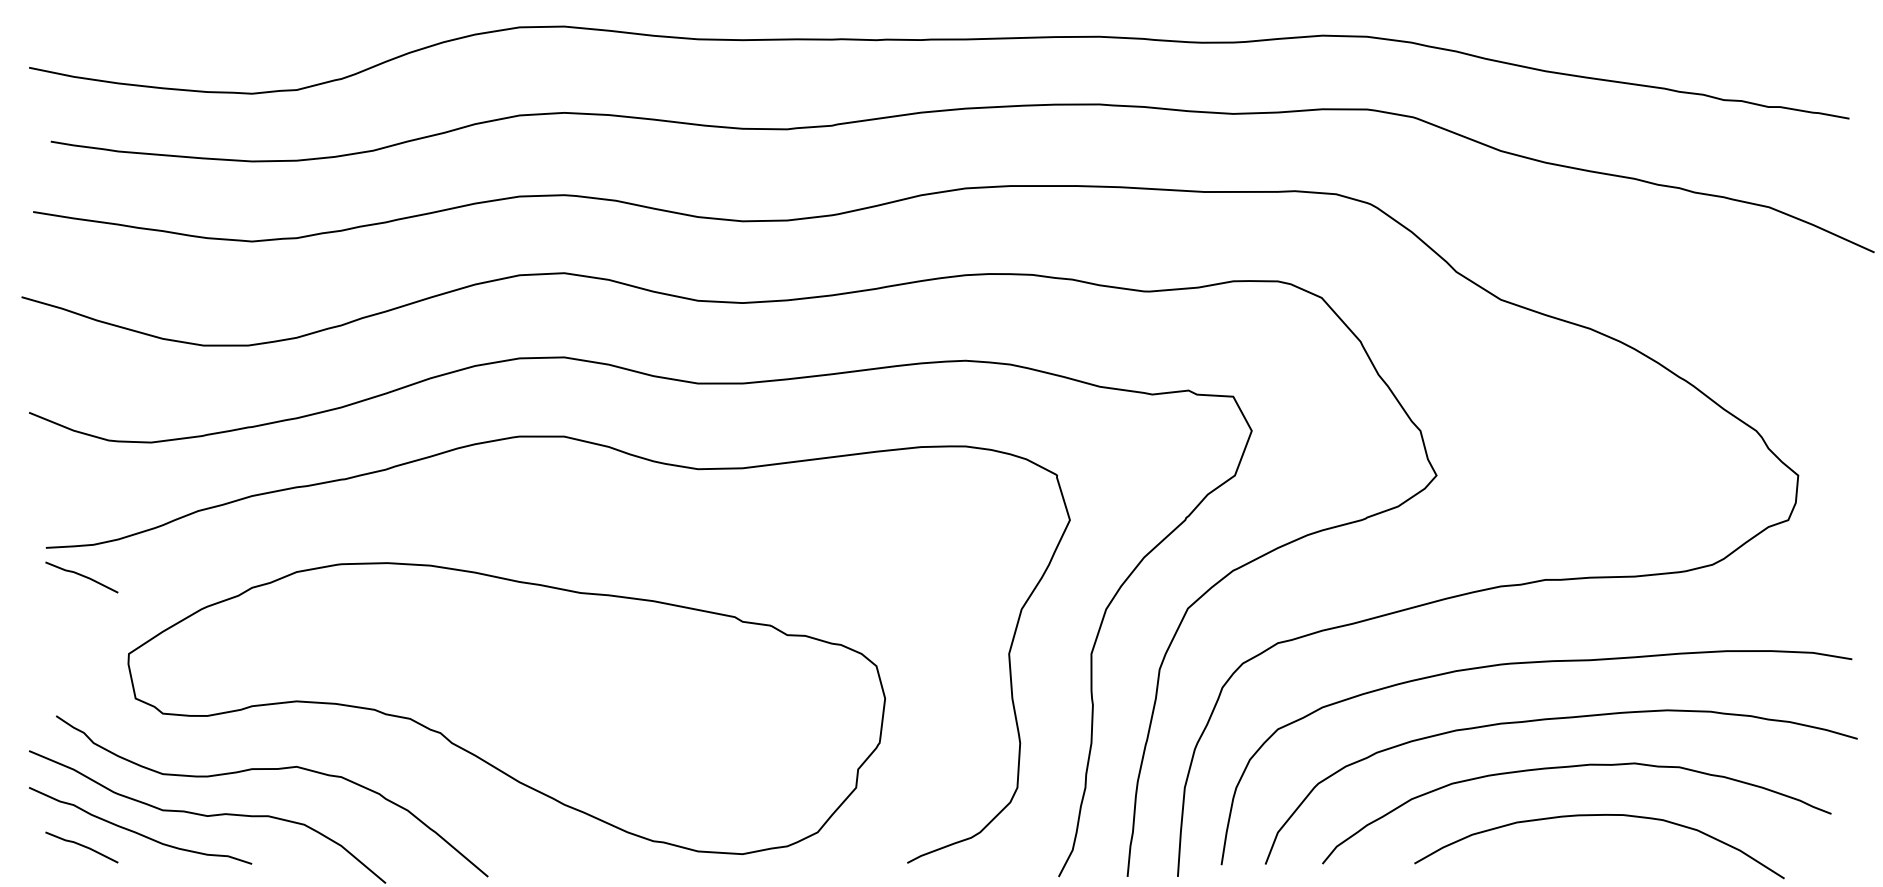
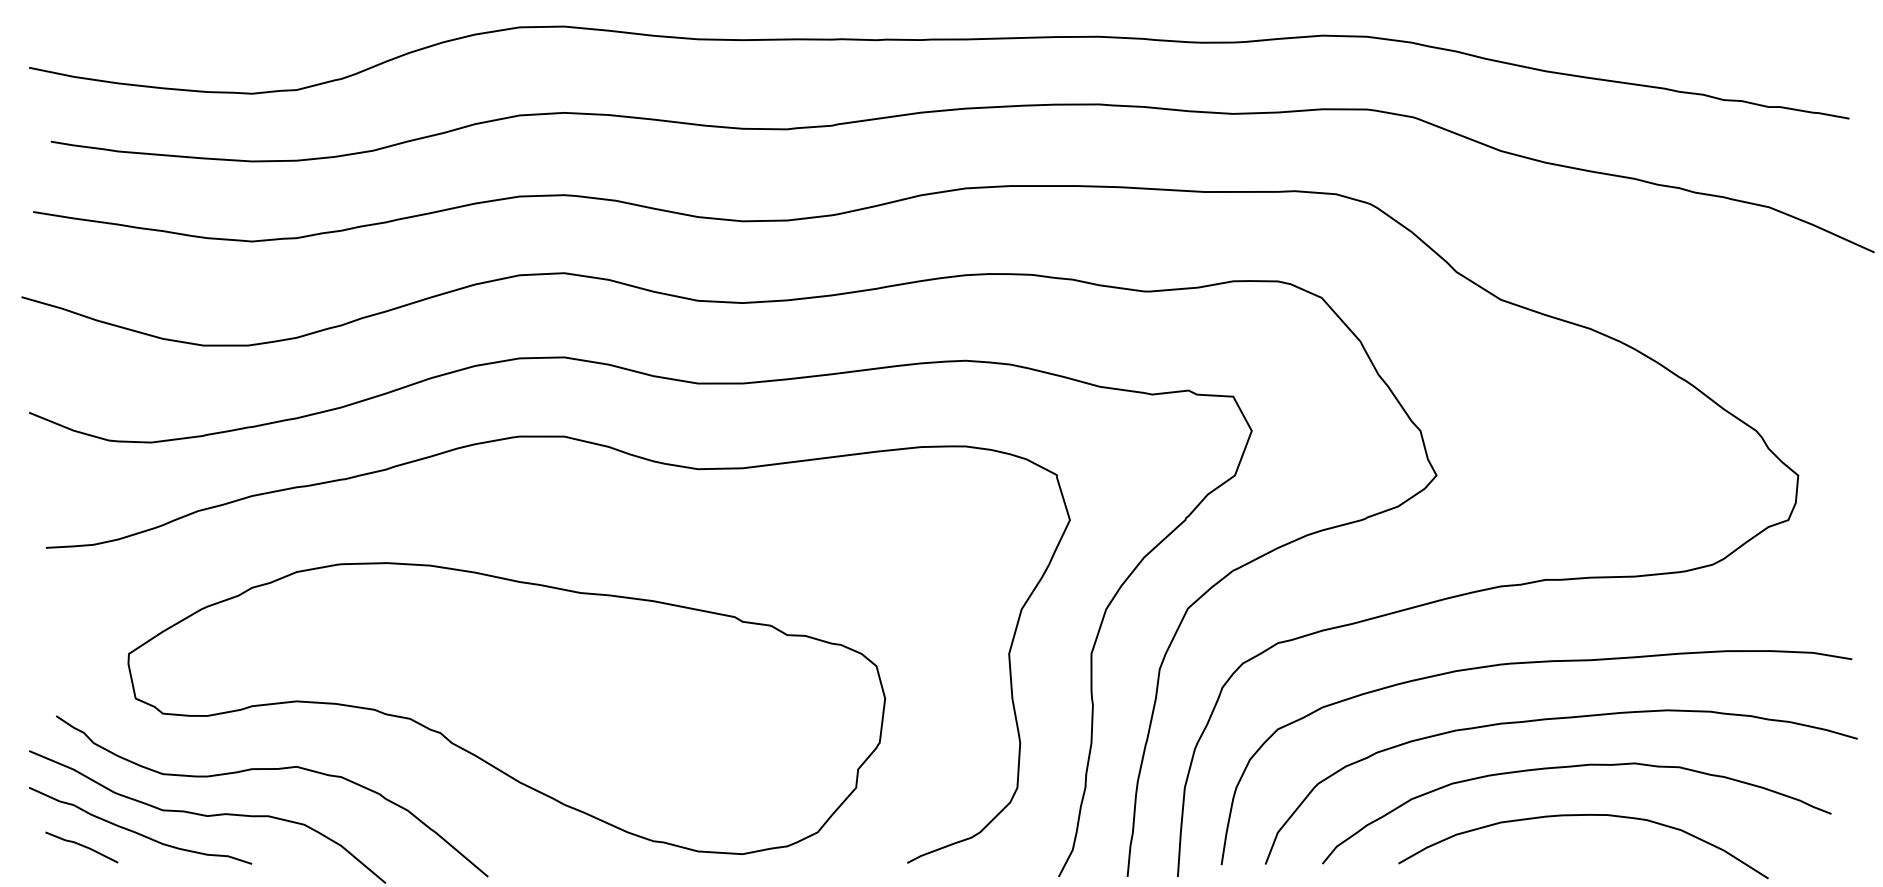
line: present -> none (81, 576)
curve position: (1599, 815) -> (1583, 815) (1583, 815)
